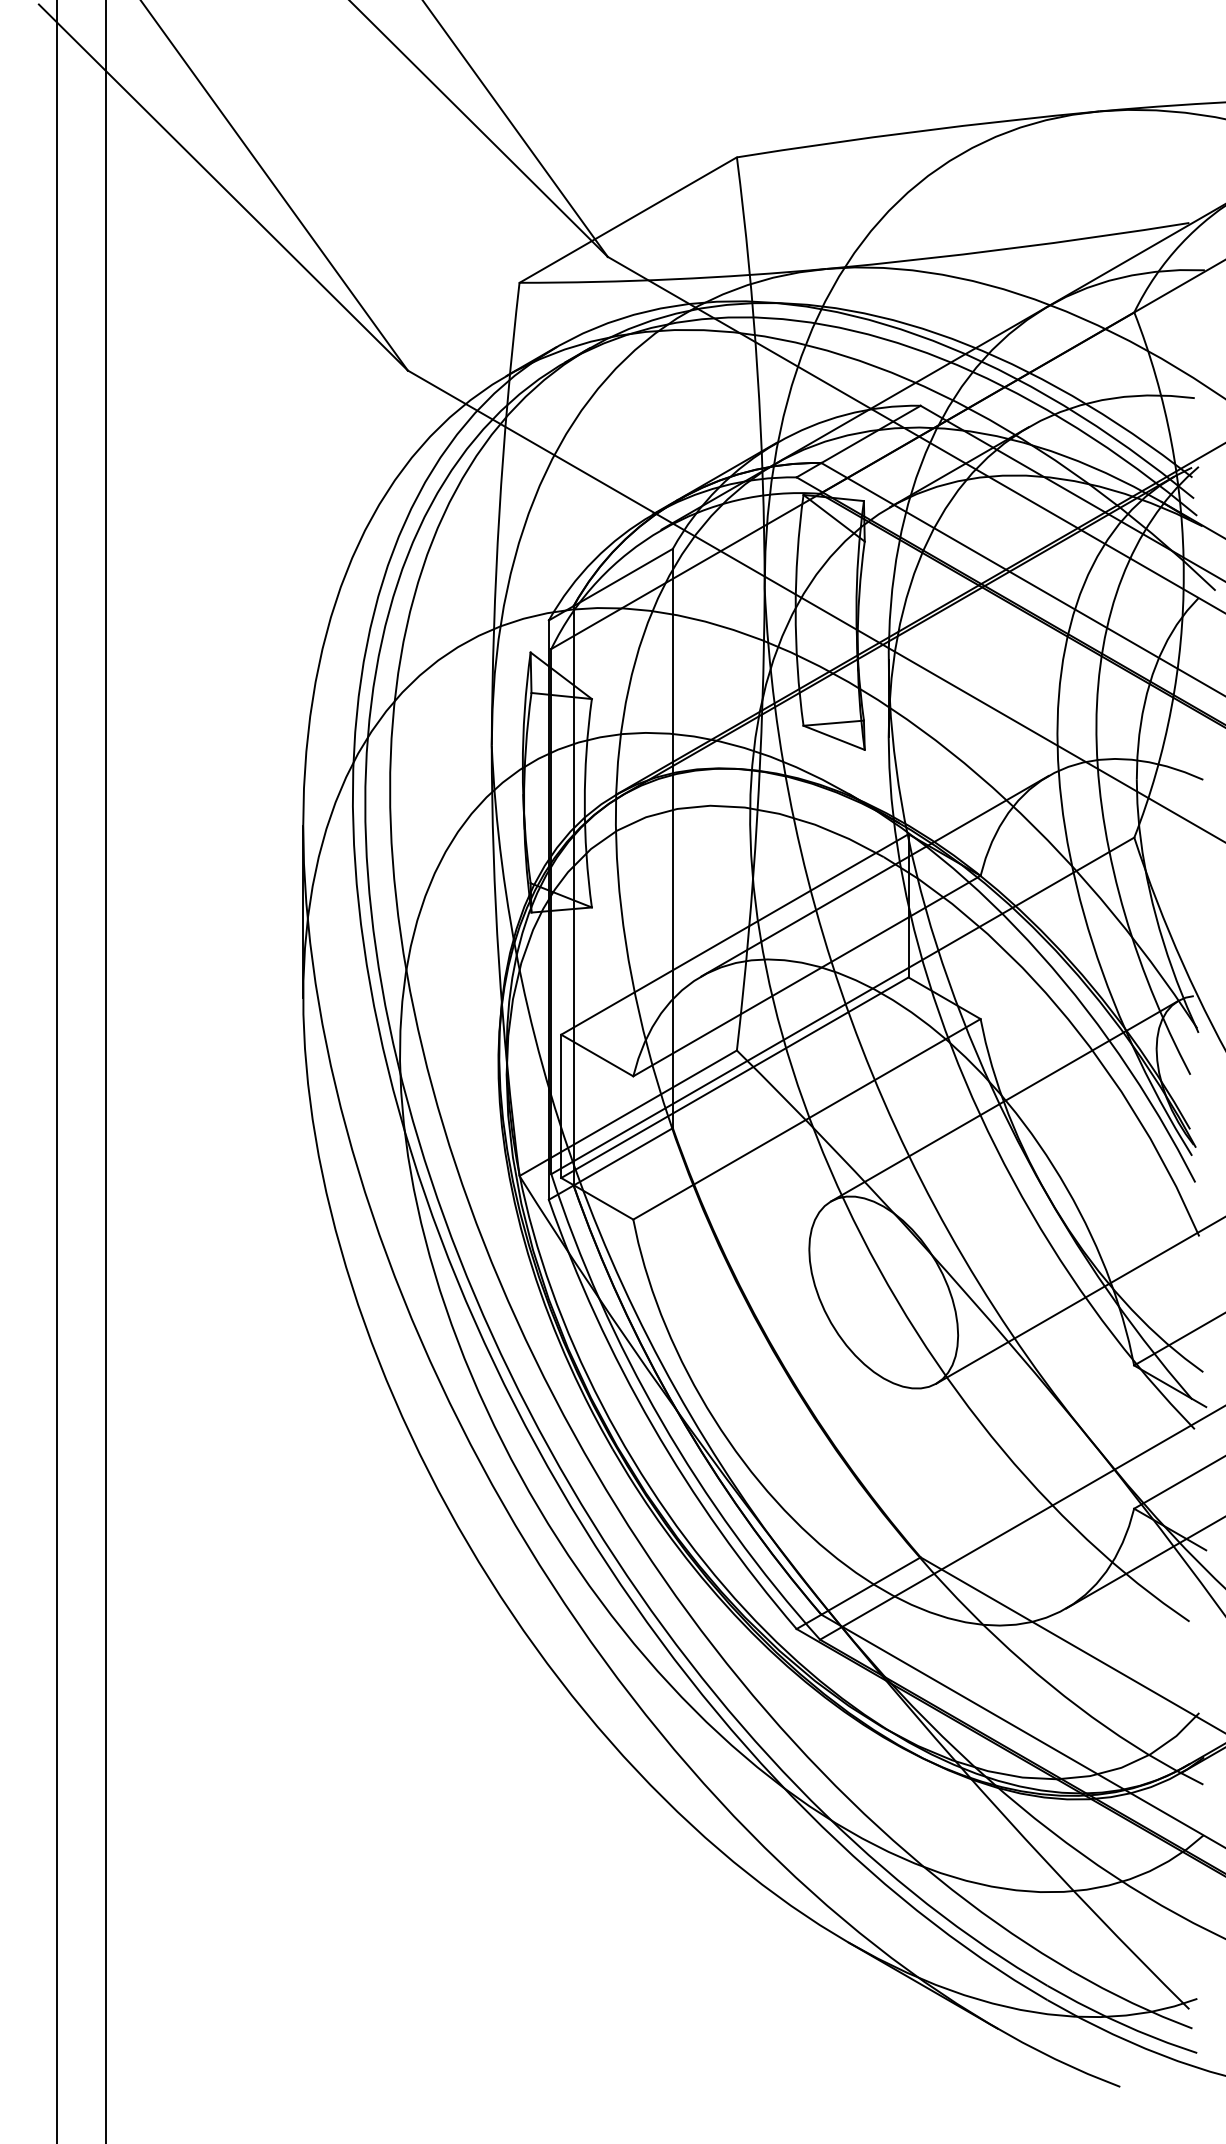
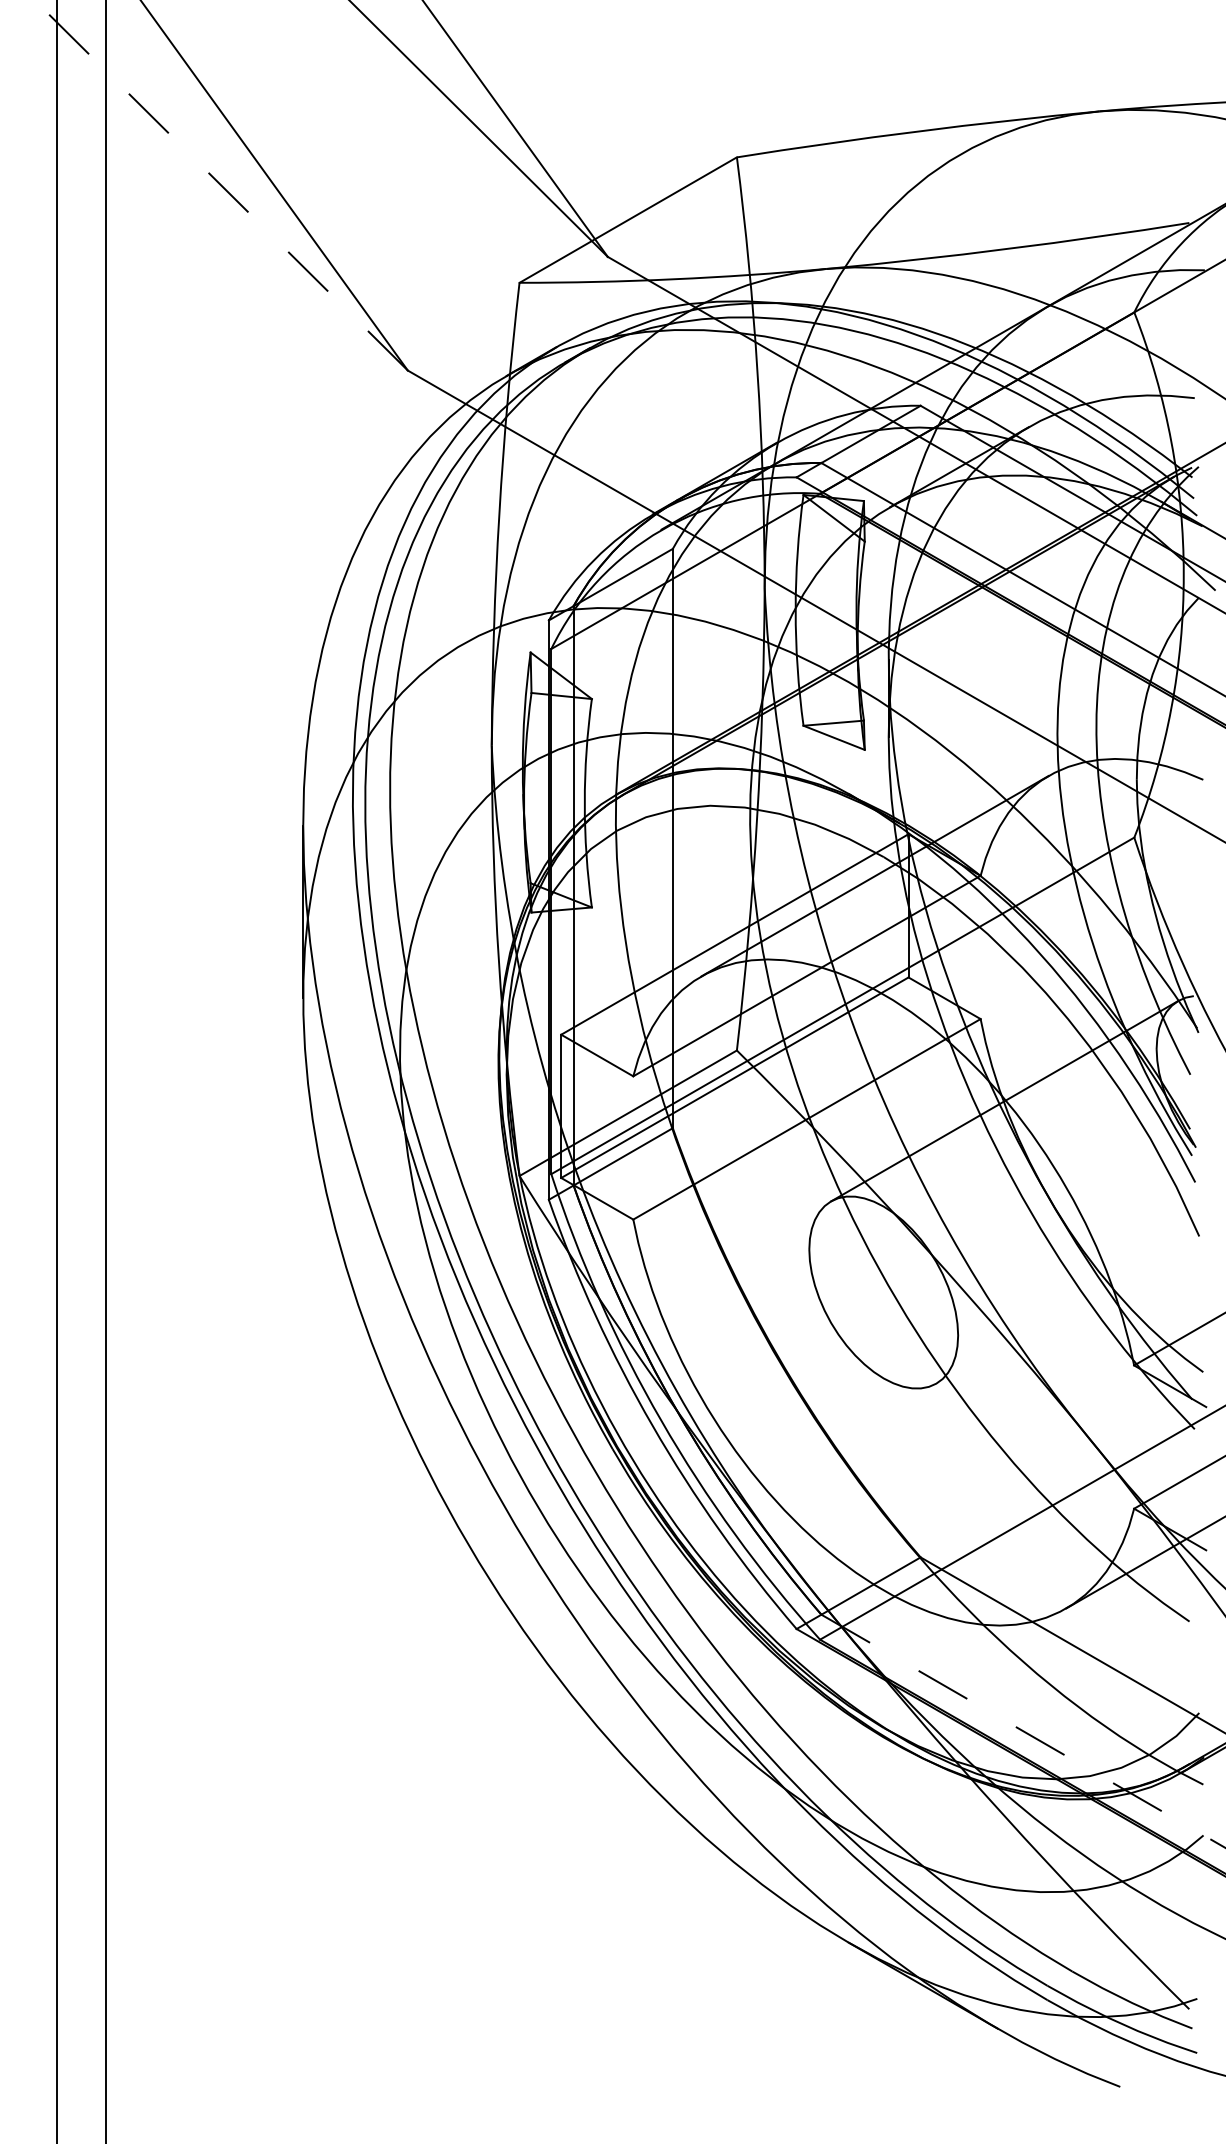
line: solid -> dashed (223, 187)
line: present -> none (1079, 1300)
line: solid -> dashed (1023, 1731)
